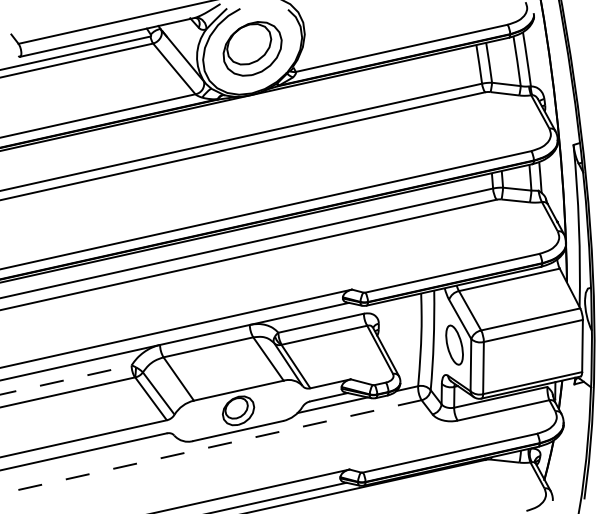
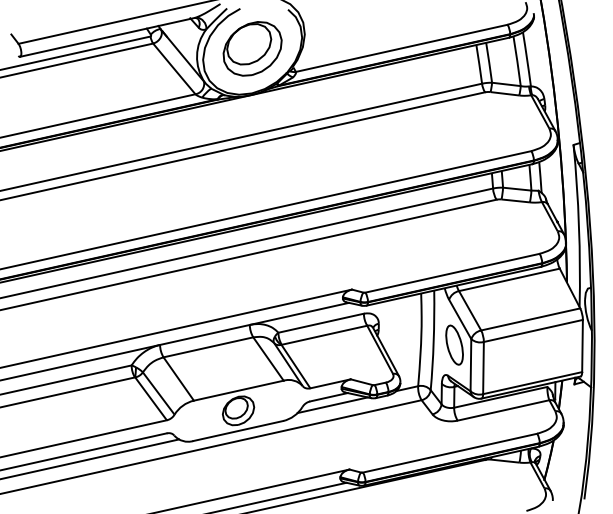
line: dashed -> solid (66, 379)
line: dashed -> solid (210, 447)
line: none -> present (90, 458)
